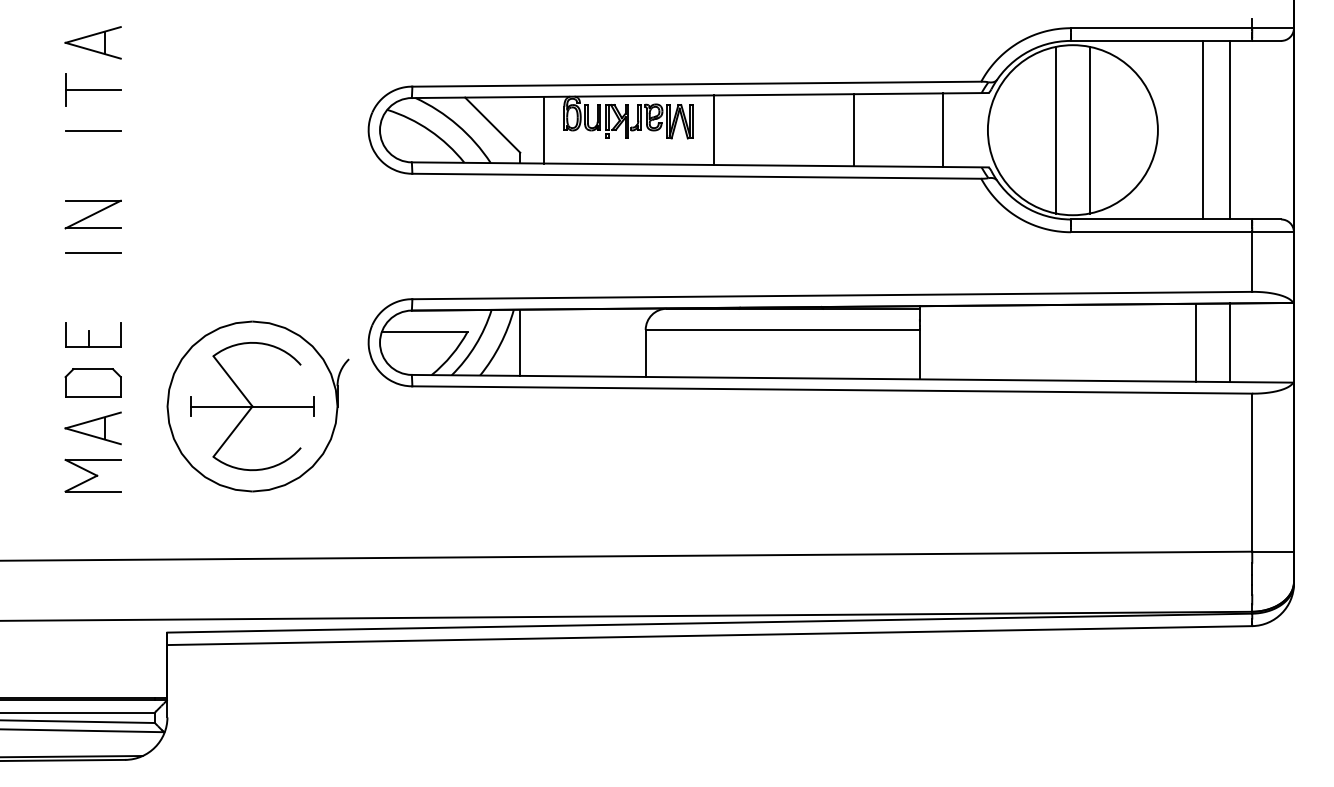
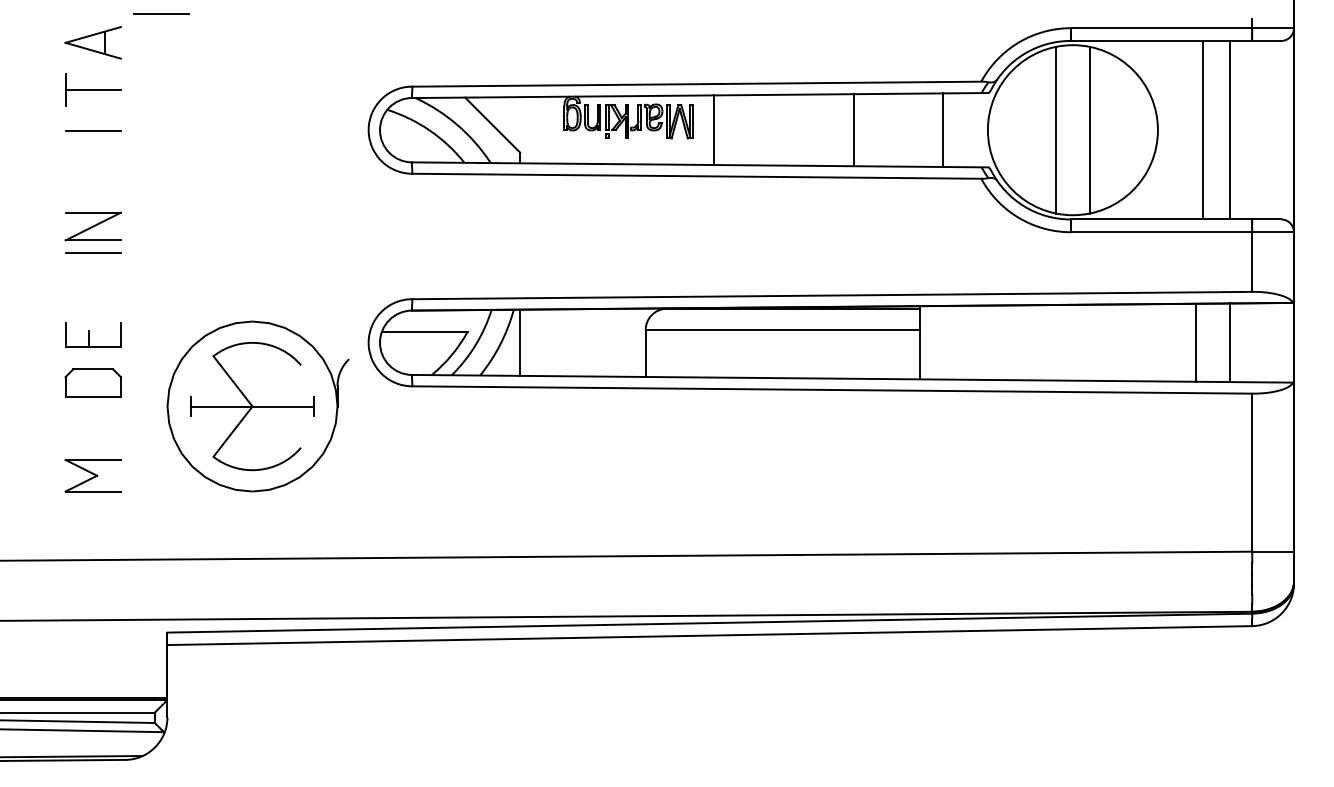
line: none -> present (161, 13)
line: present -> none (543, 129)
part position: (92, 214) -> (92, 226) (92, 226)
part: present -> none (92, 428)
